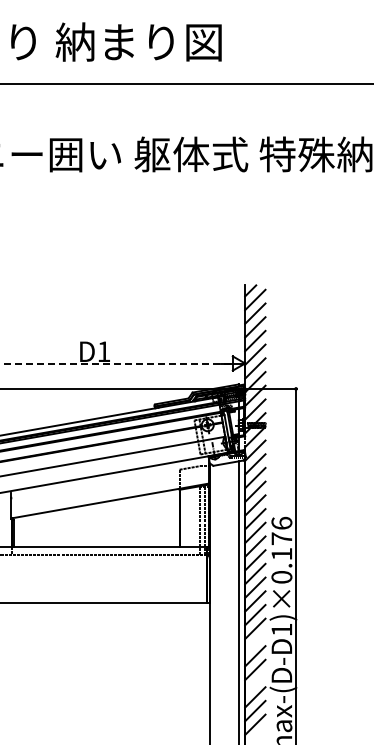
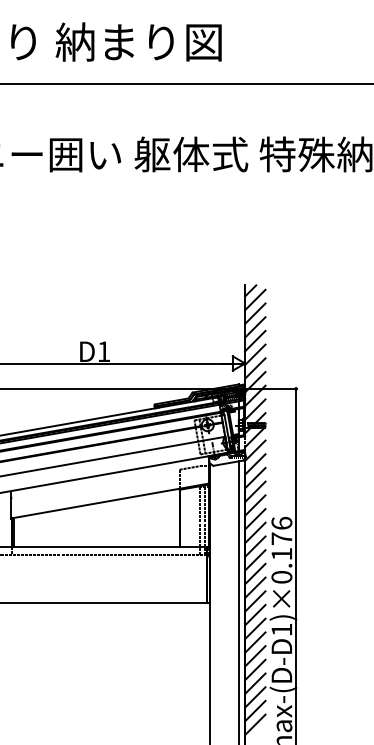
line: dashed -> solid (115, 363)
line: none -> present (255, 642)
line: none -> present (255, 683)
